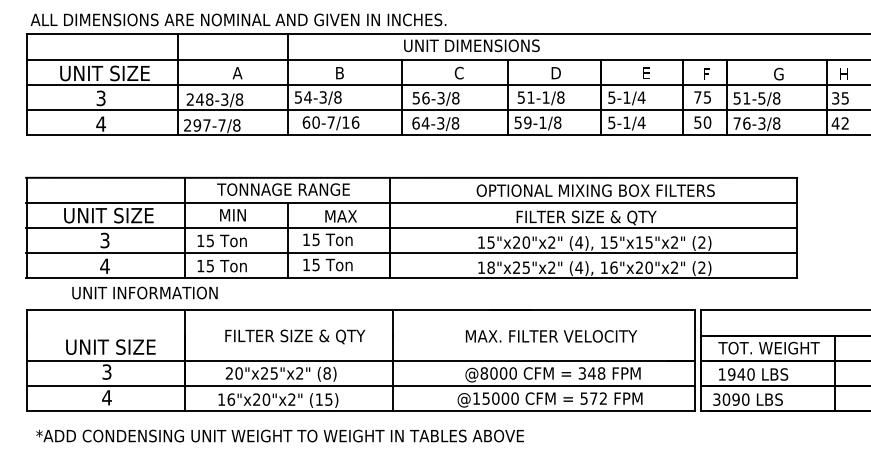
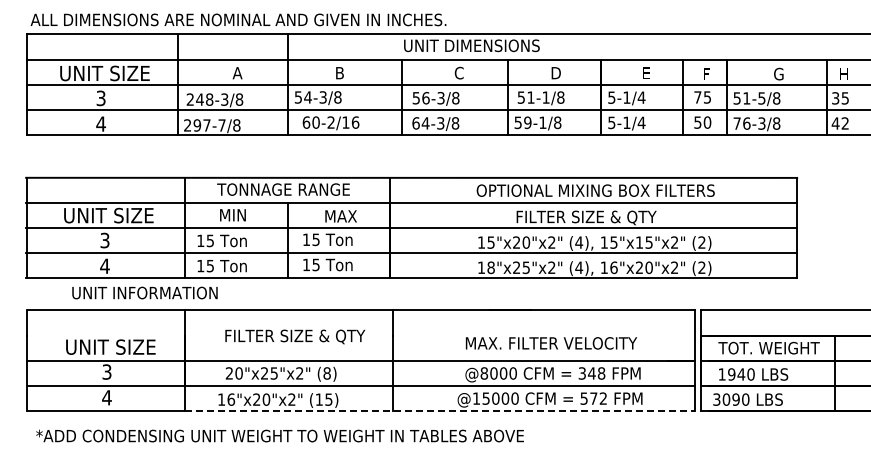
text: 60-7/16 -> 60-2/16 (330, 122)
text position: (551, 336) -> (551, 343) (551, 343)
line: solid -> dashed (439, 411)
